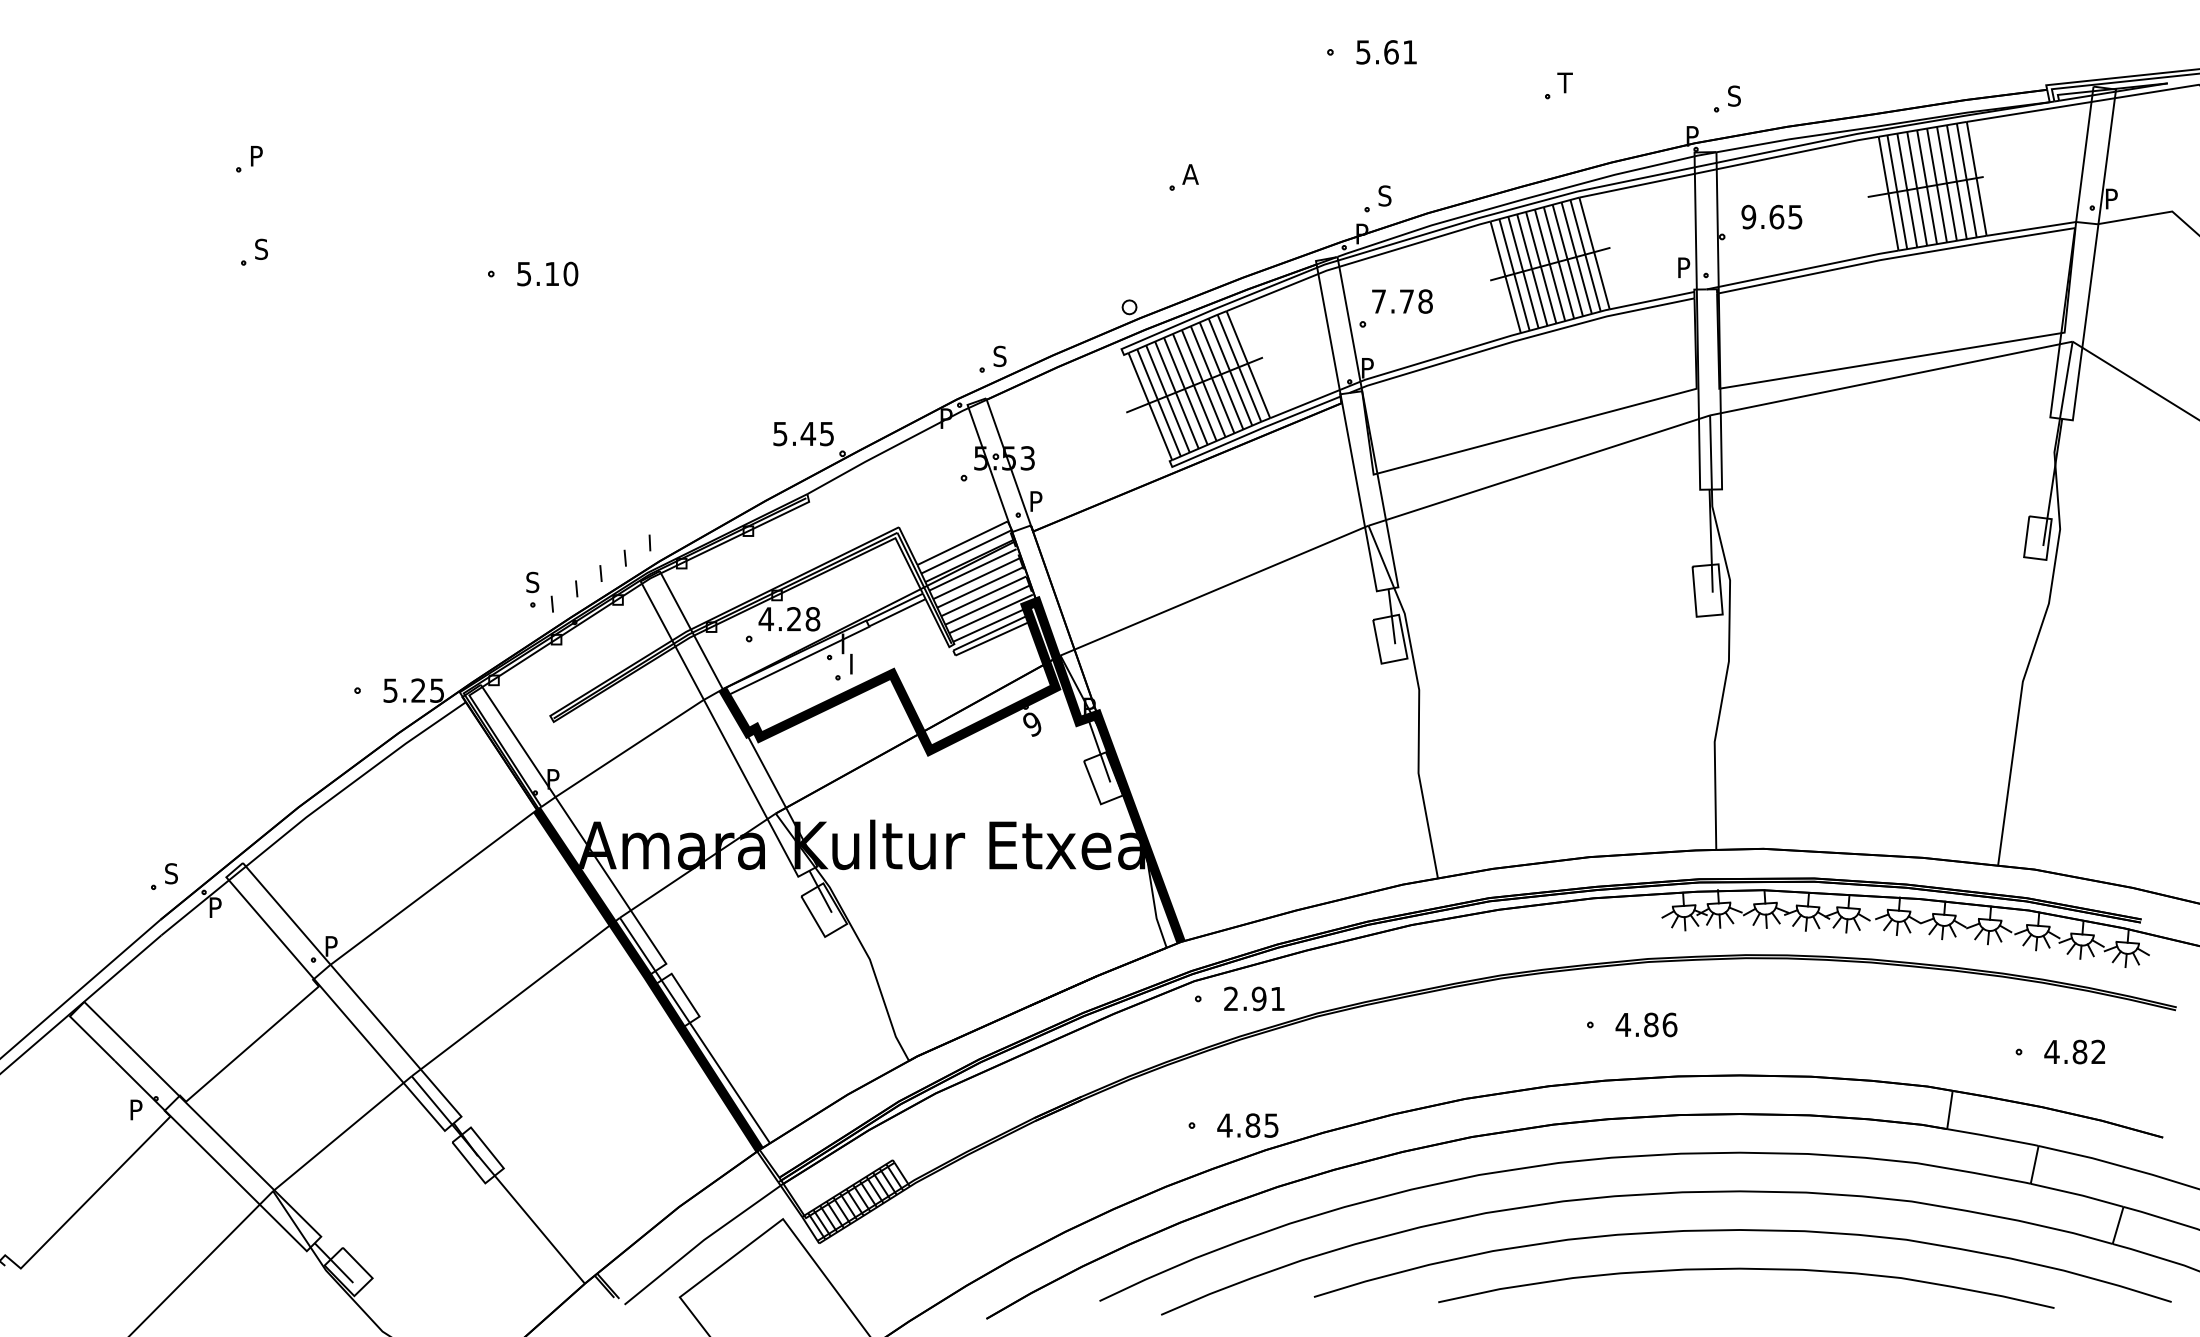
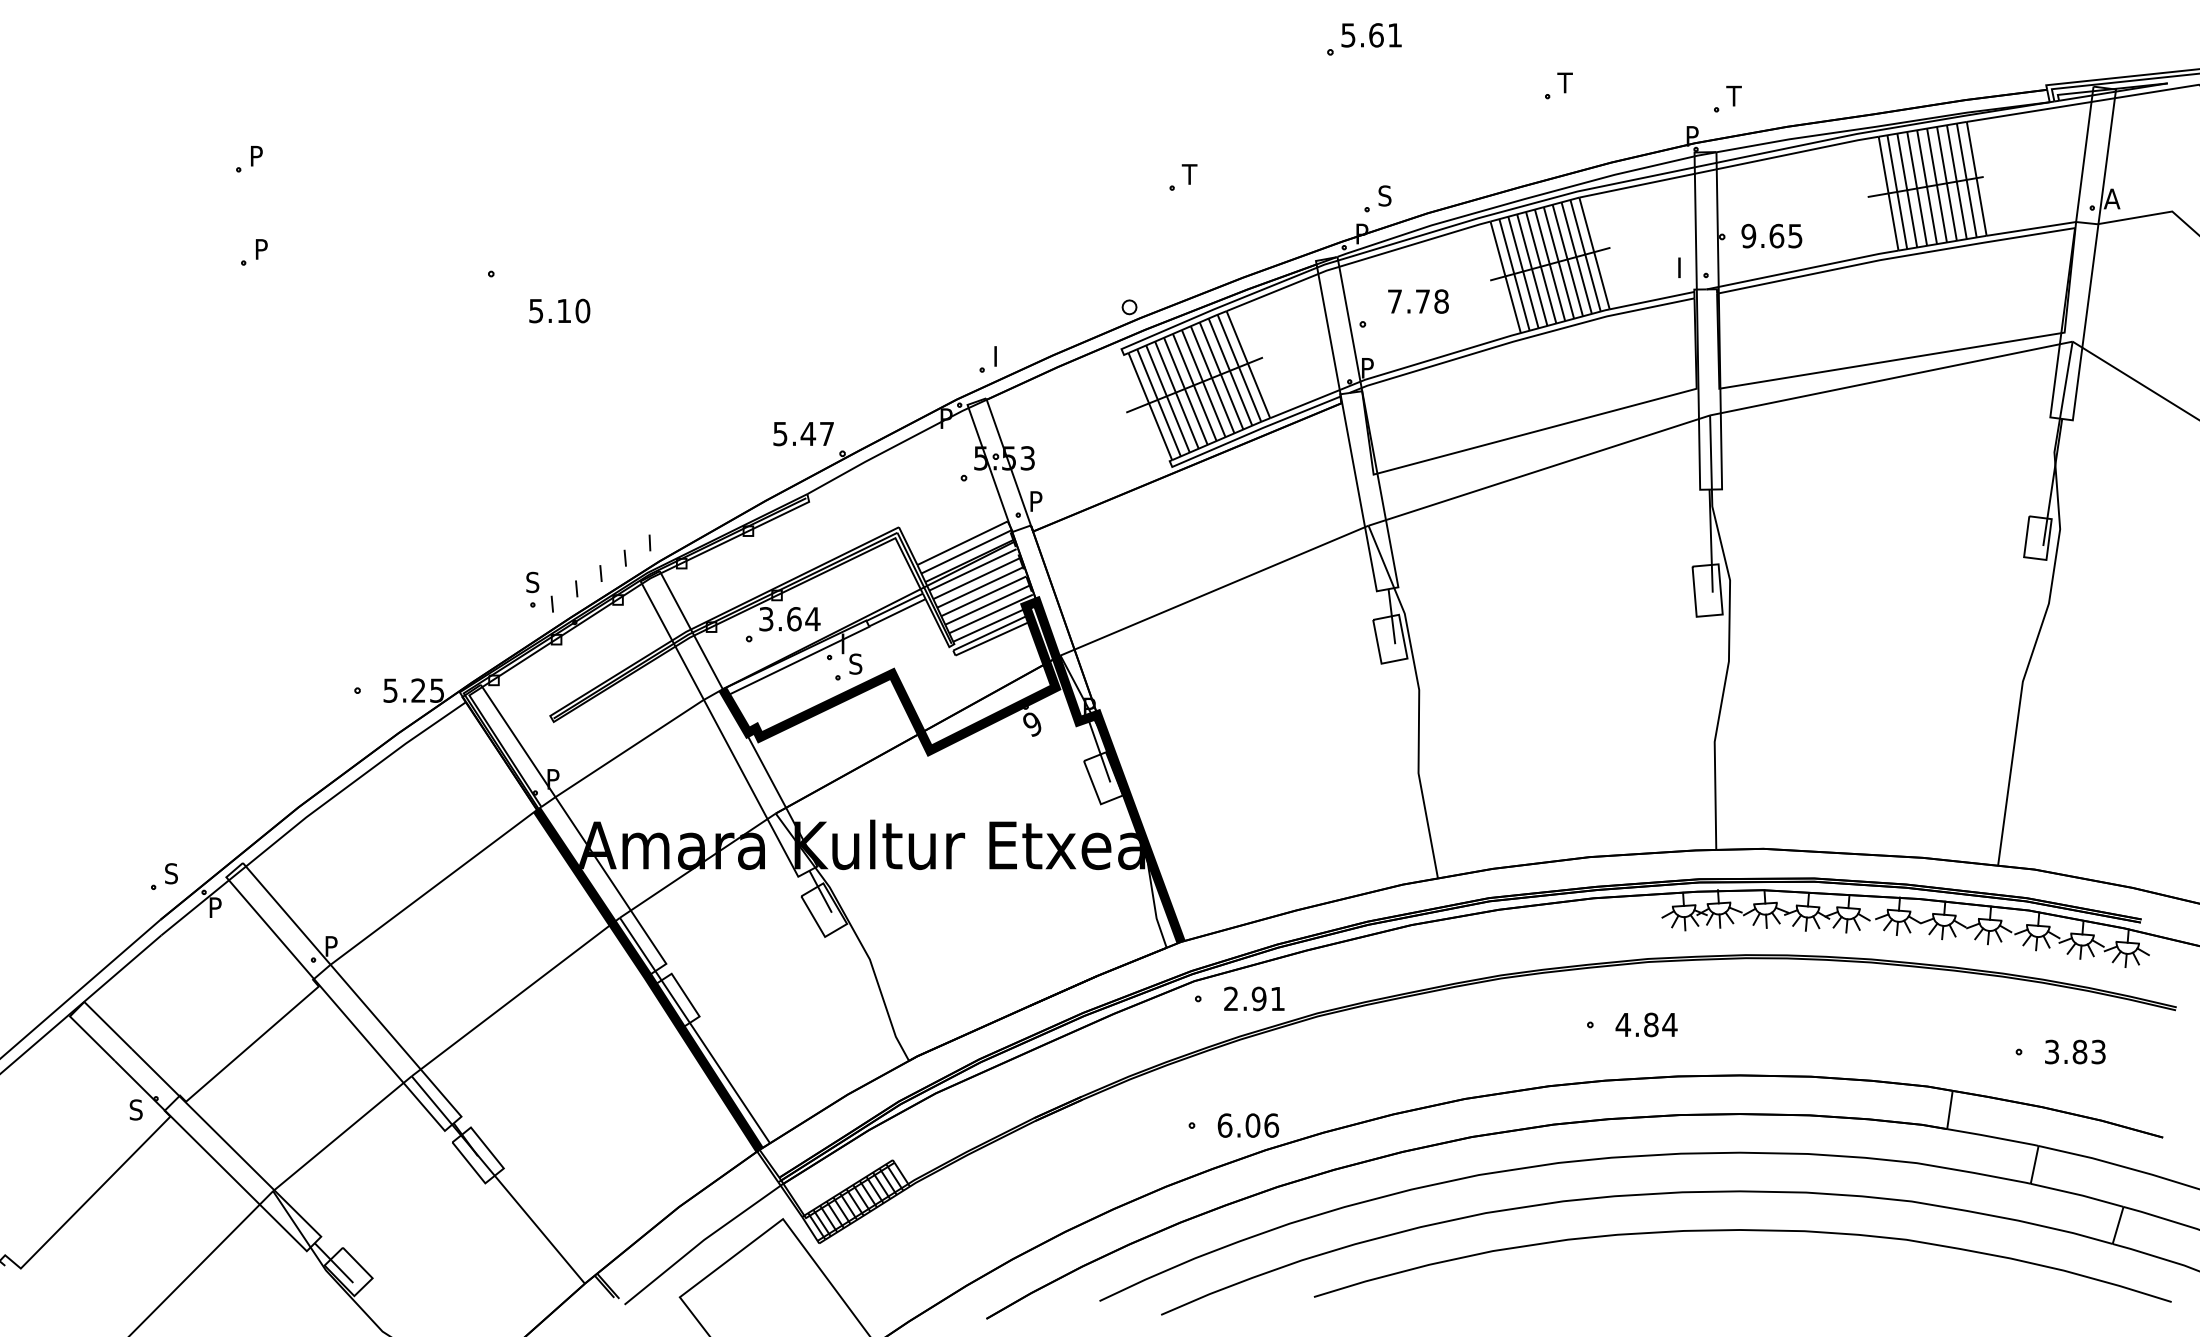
text position: (1386, 52) -> (1371, 35) (1371, 35)
text: S -> T (1733, 95)
text: A -> T (1189, 174)
text: P -> A (2111, 198)
text position: (1771, 216) -> (1771, 235) (1771, 235)
text: S -> P (261, 248)
text: P -> I (1685, 263)
text position: (547, 273) -> (559, 310) (559, 310)
text position: (1402, 301) -> (1418, 301) (1418, 301)
text: S -> I (999, 356)
text: 5.45 -> 5.47 (826, 434)
text: 4.28 -> 3.64 (789, 619)
text: I -> S (855, 663)
text: 4.86 -> 4.84 (1669, 1024)
text: 4.82 -> 3.83 (2074, 1051)
text: P -> S (135, 1109)
text: 4.85 -> 6.06 (1248, 1125)
curve: present -> none (1746, 1269)
